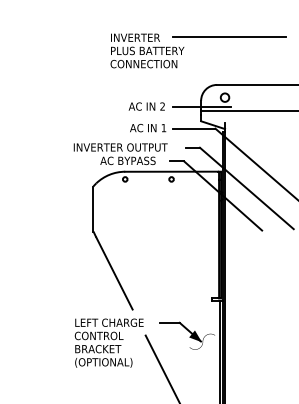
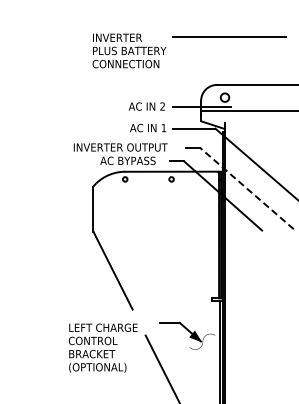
text position: (147, 50) -> (129, 50) (129, 50)
line: solid -> dashed (246, 188)
text position: (108, 342) -> (102, 347) (102, 347)
